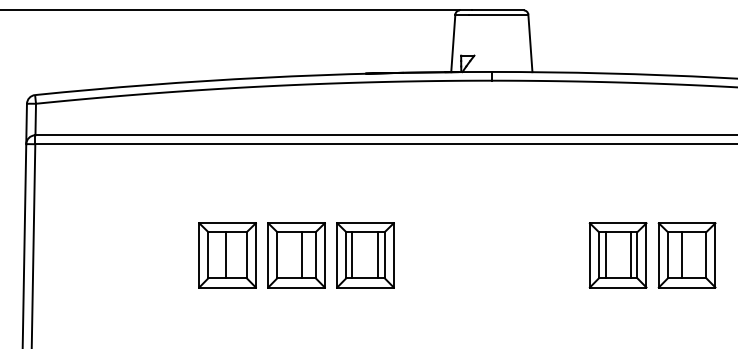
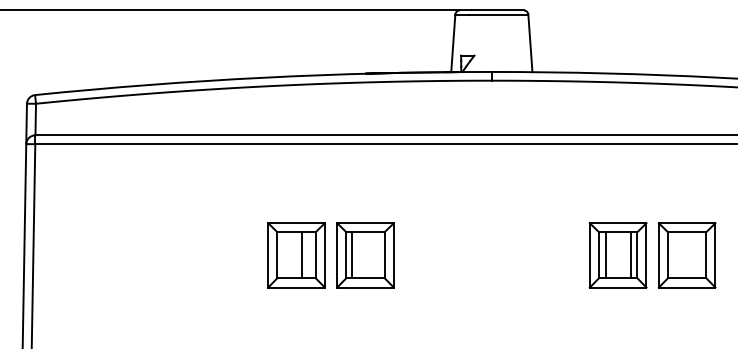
part: present -> none (227, 255)
line: present -> none (377, 255)
line: present -> none (681, 255)
